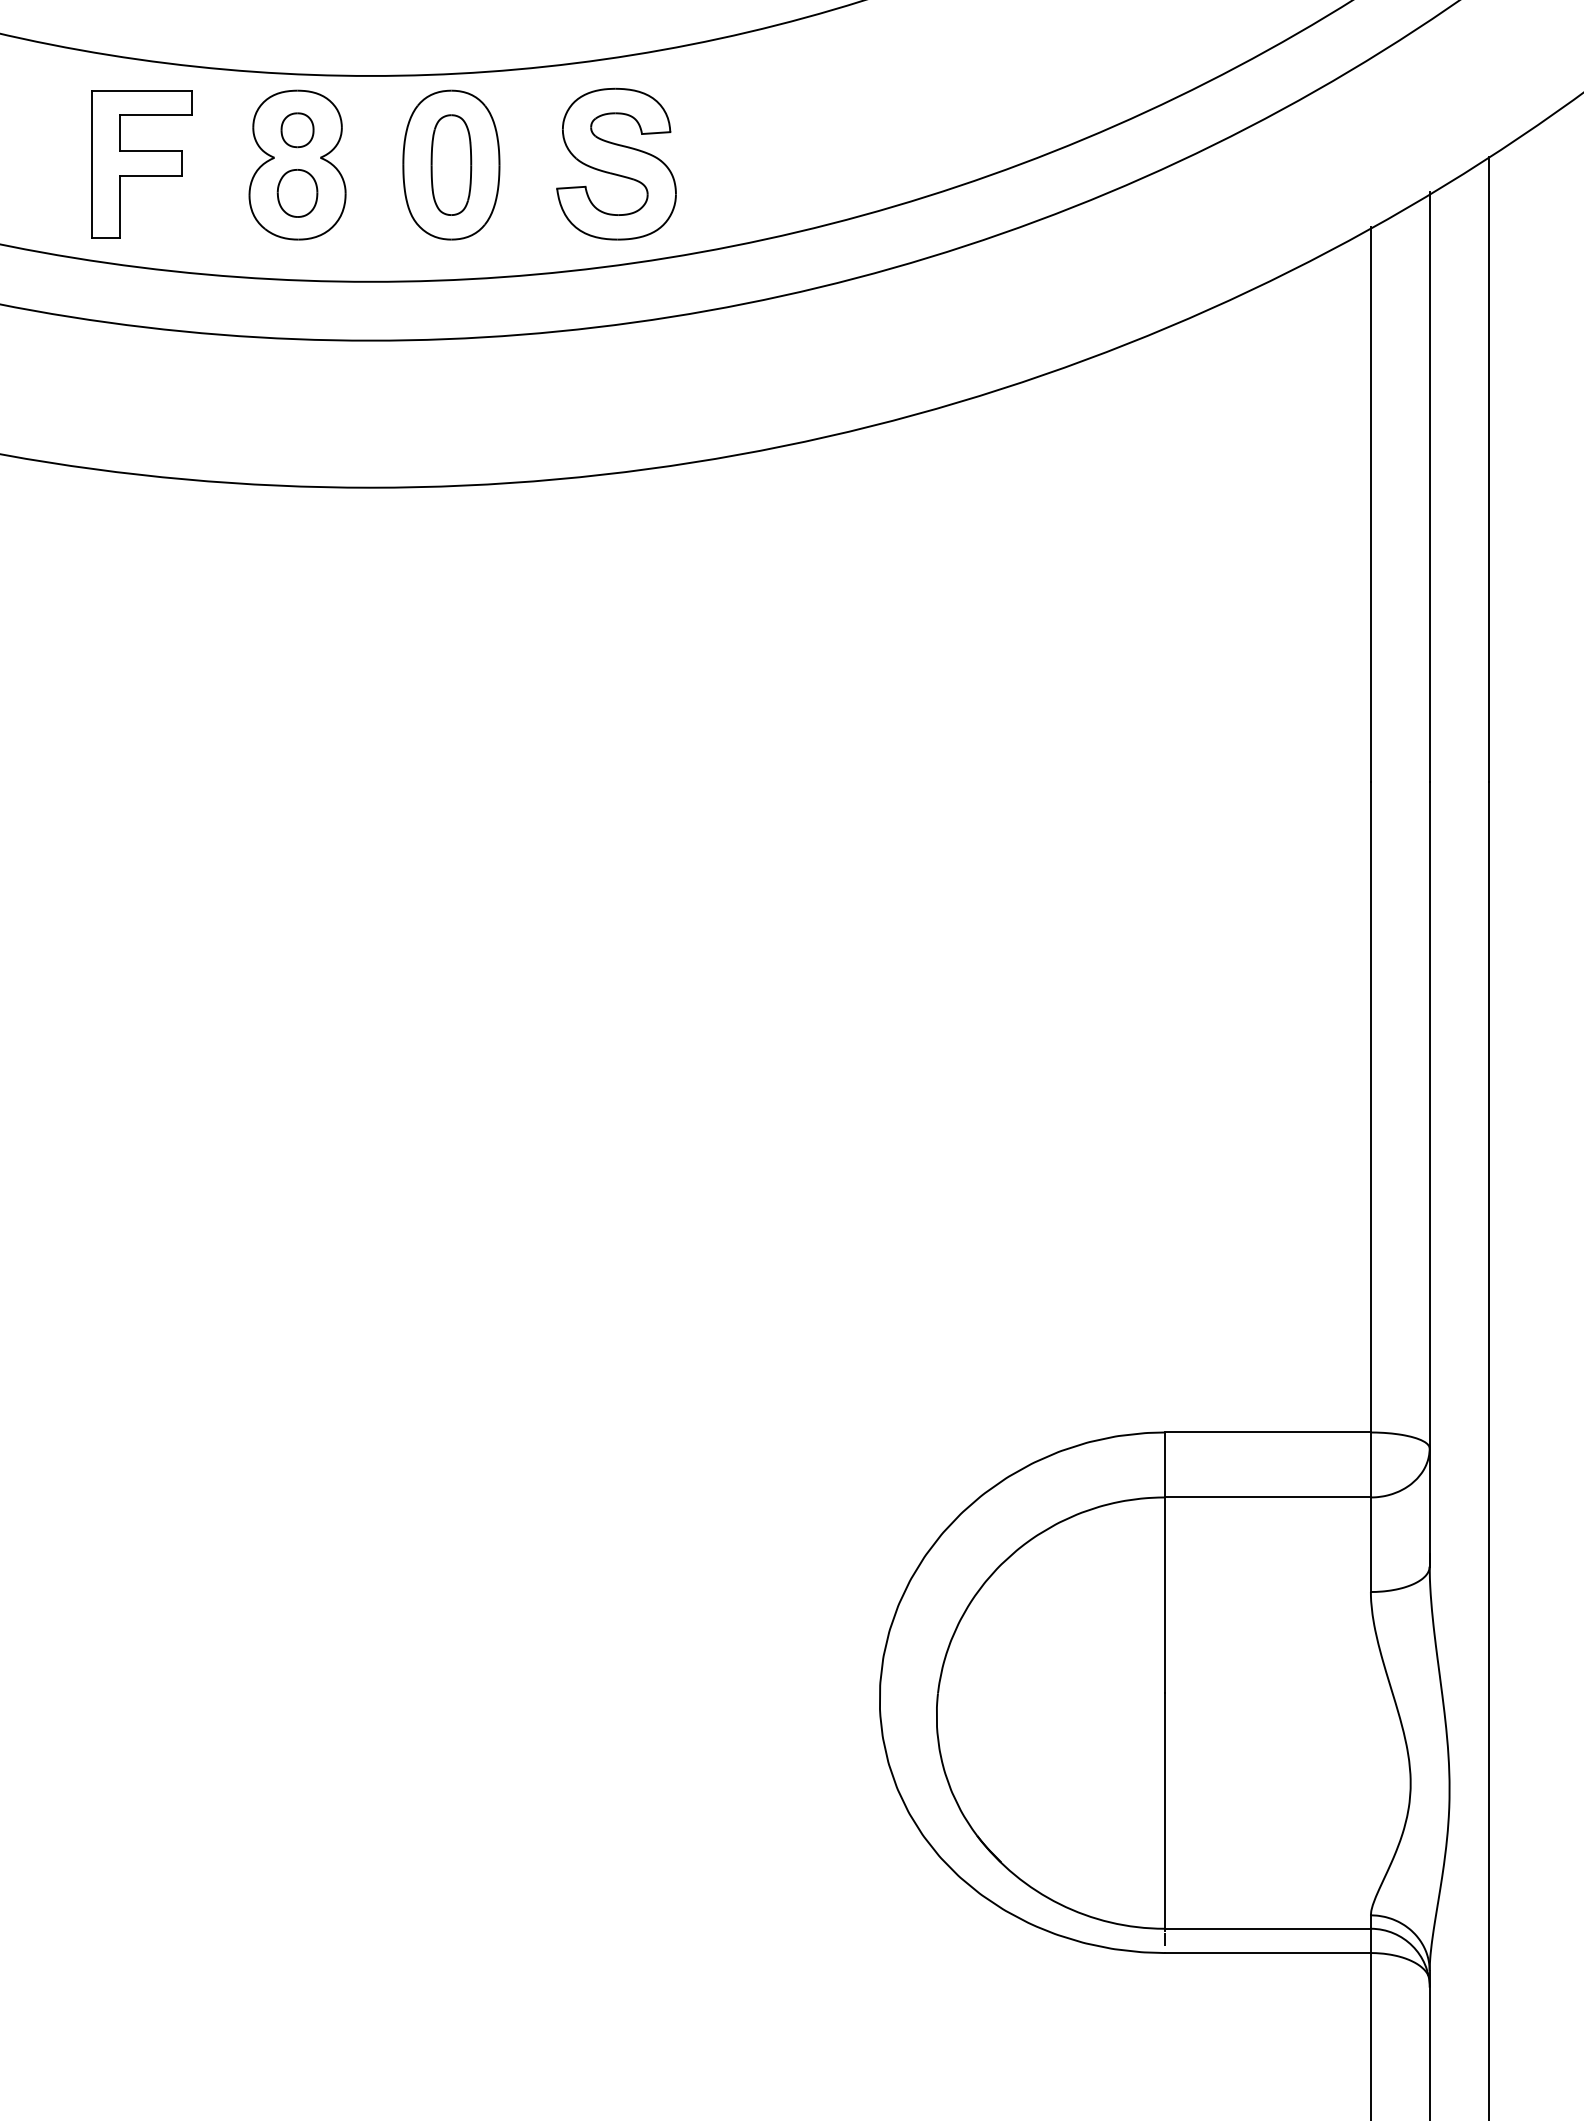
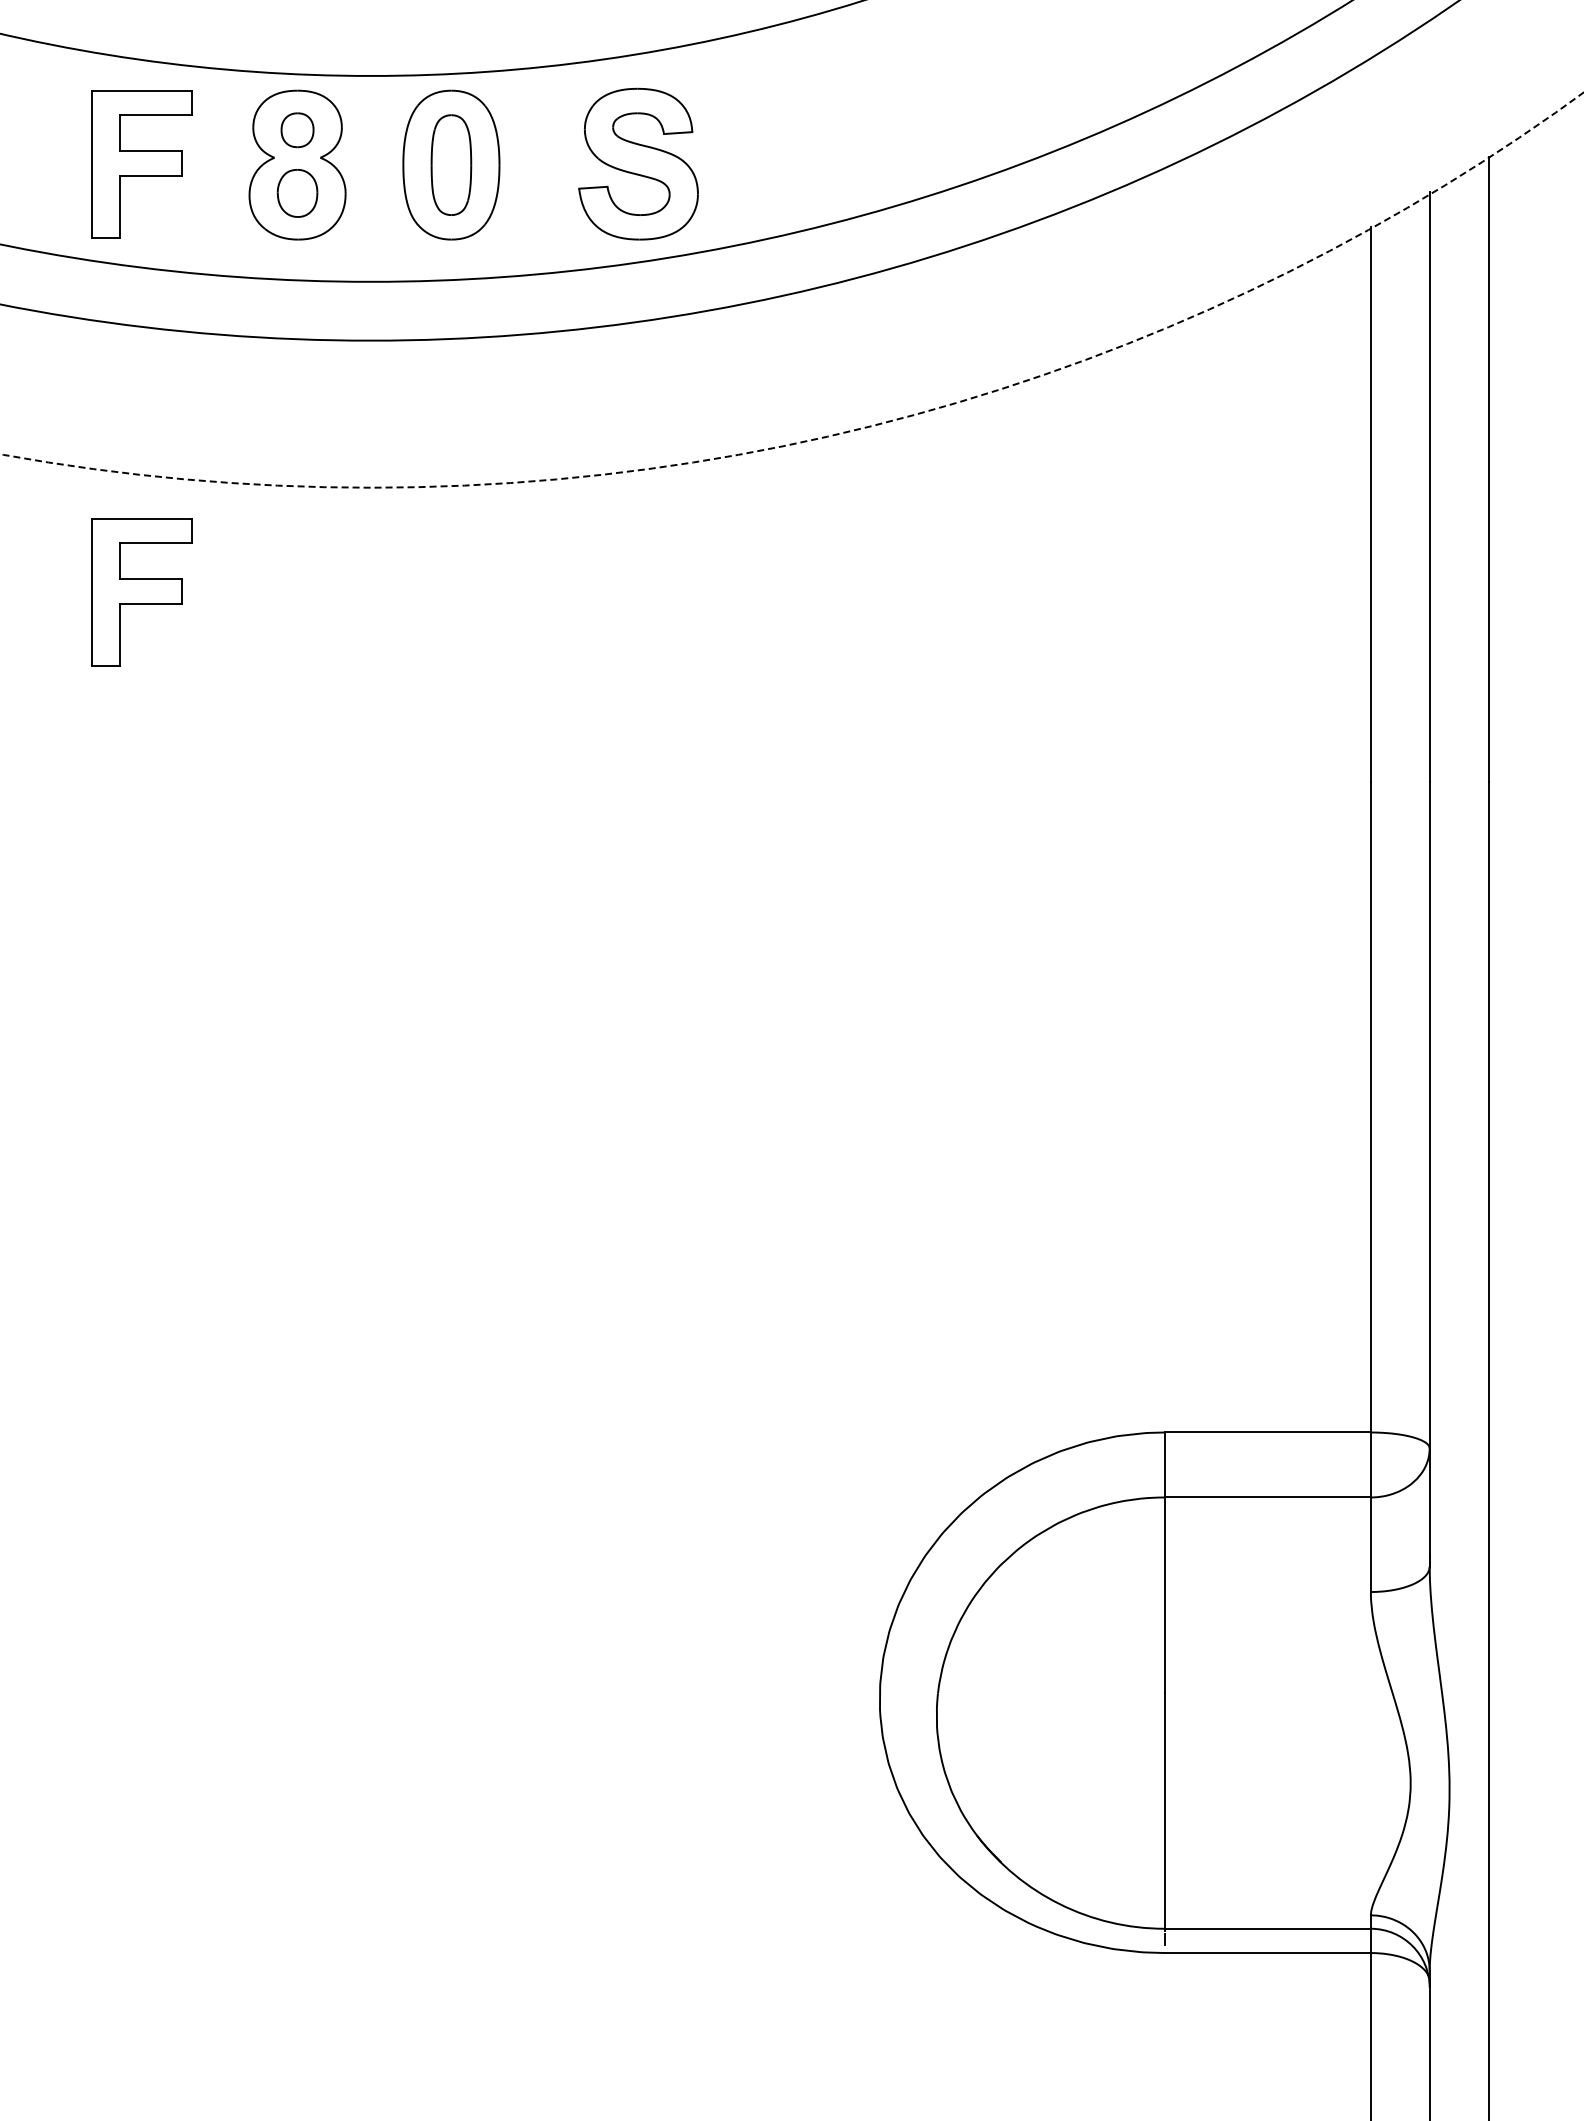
part position: (616, 163) -> (638, 163) (638, 163)
arc: solid -> dashed (828, 436)
part: none -> present (141, 592)
